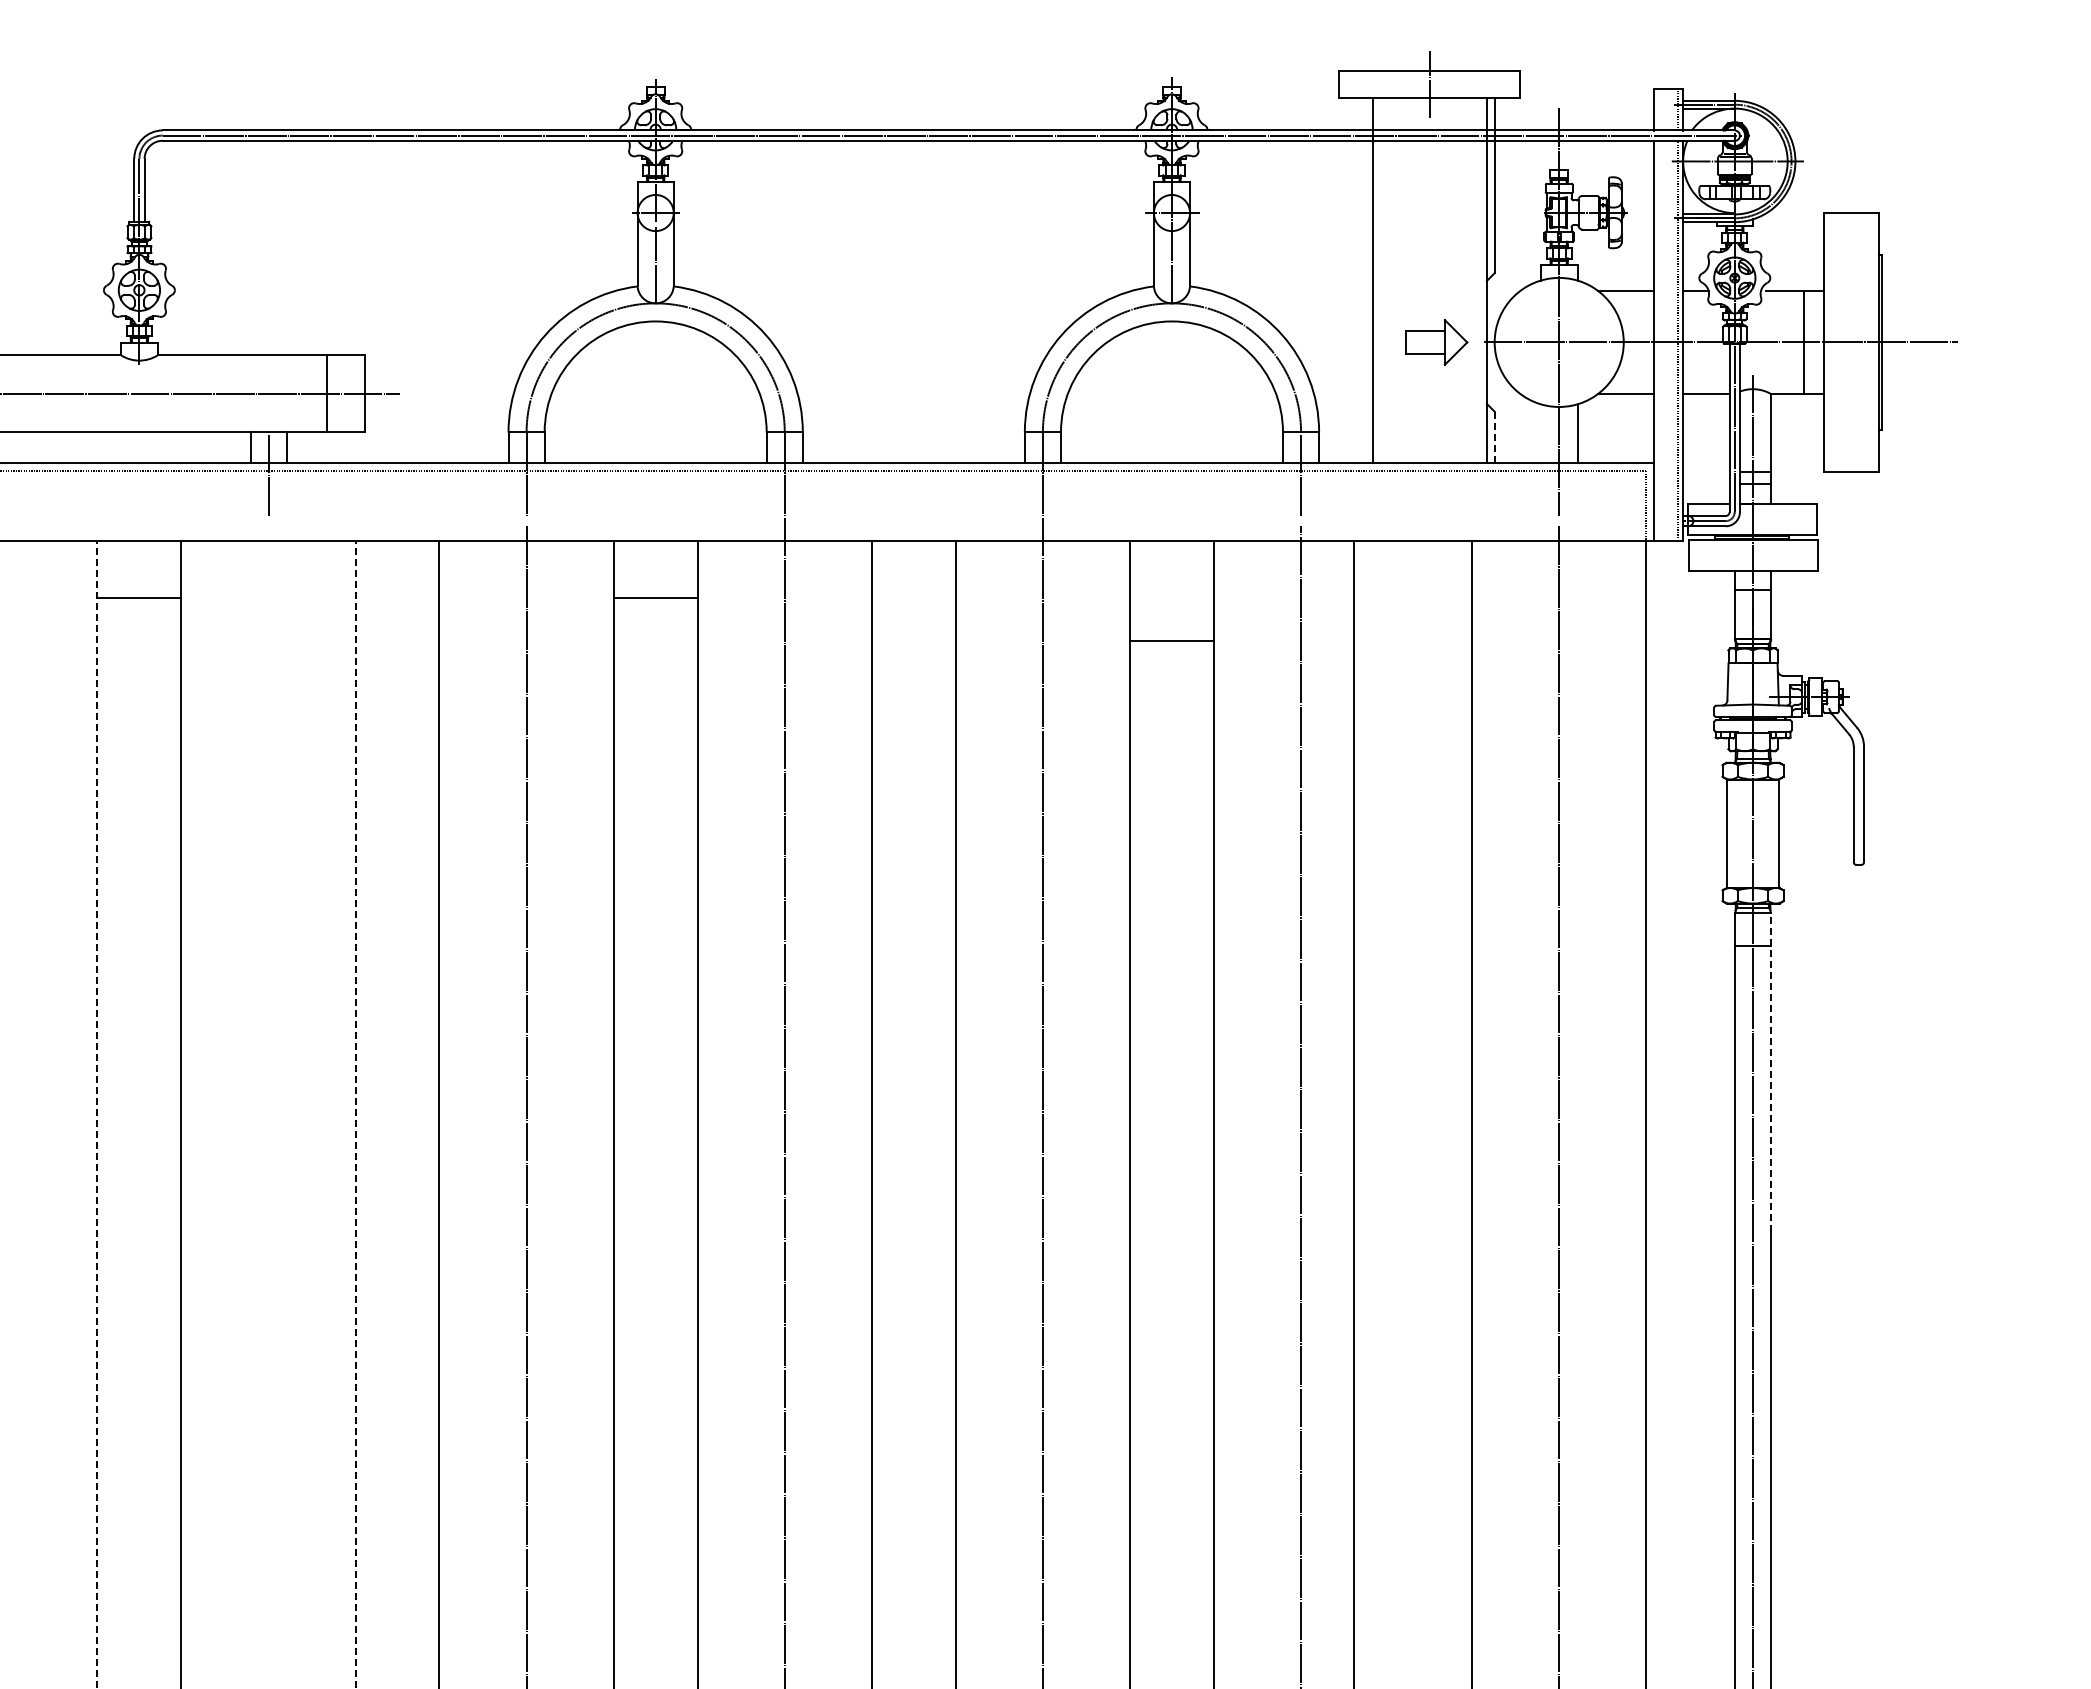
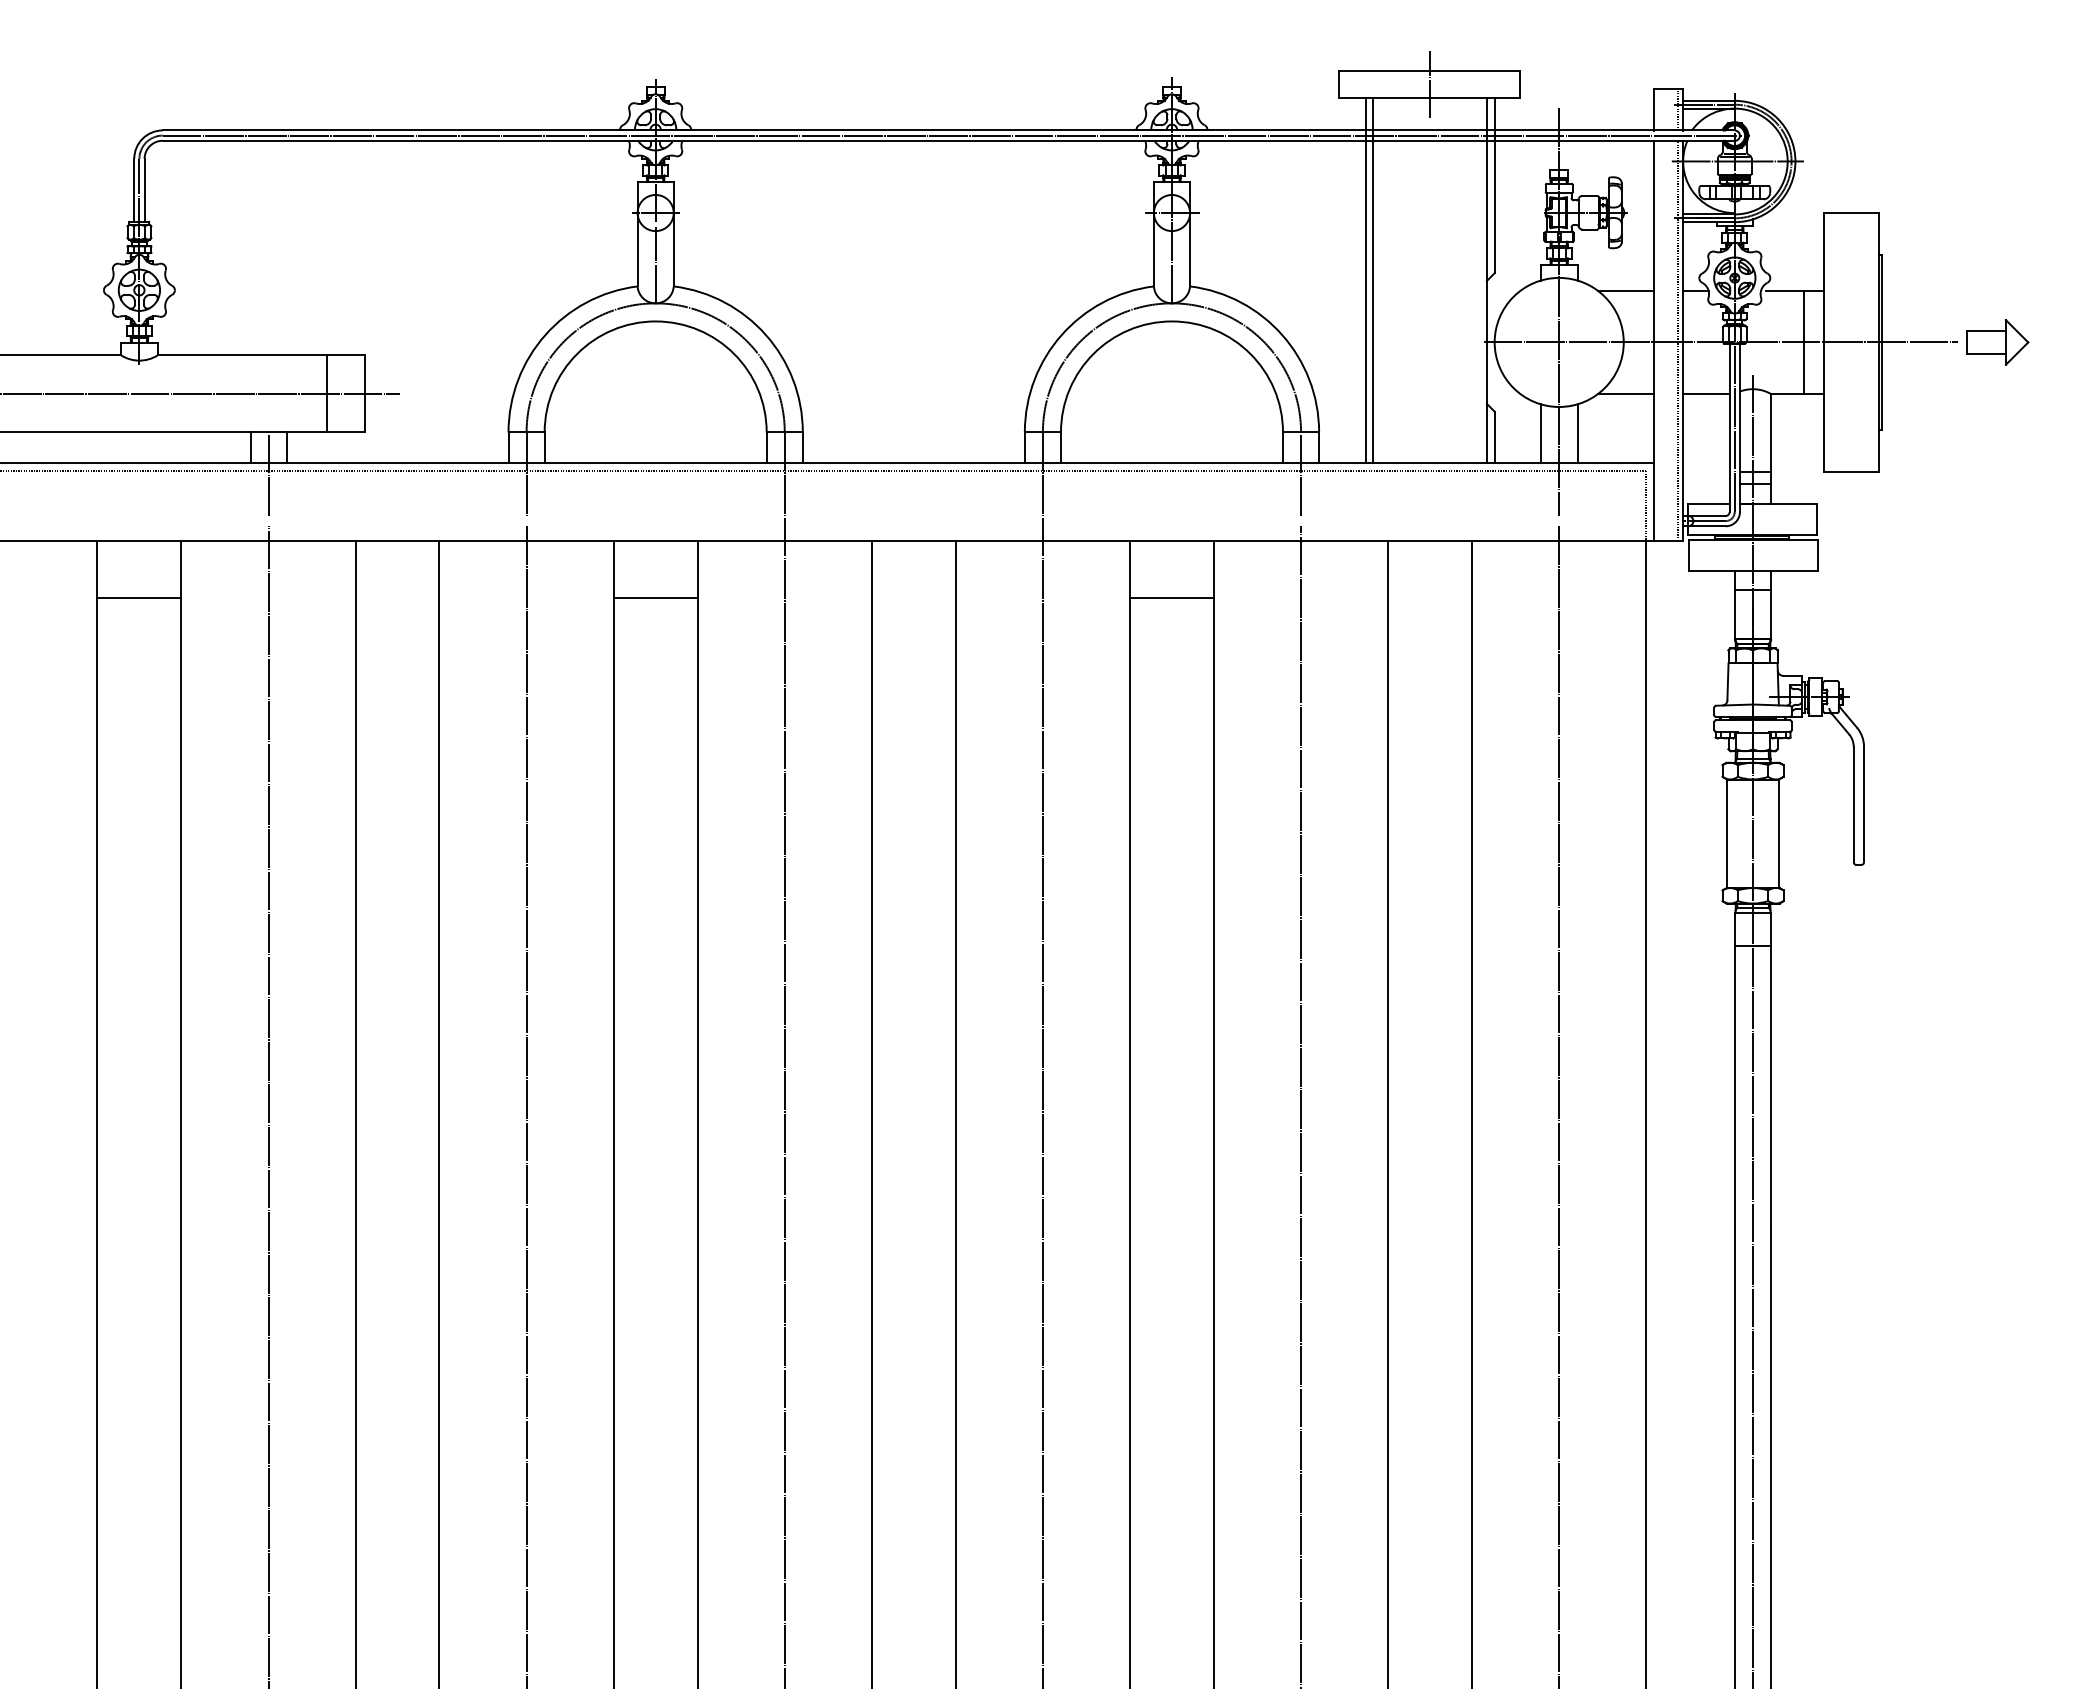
line: none -> present (1365, 280)
part position: (1436, 342) -> (1997, 342) (1997, 342)
line: none -> present (1541, 432)
line: dashed -> solid (1494, 437)
line position: (1171, 640) -> (1171, 597) (1171, 597)
line: dashed -> solid (1771, 1072)
line: none -> present (268, 1105)
line position: (1354, 1112) -> (1388, 1112) (1388, 1112)
line: dashed -> solid (97, 1114)
line: dashed -> solid (355, 1114)
